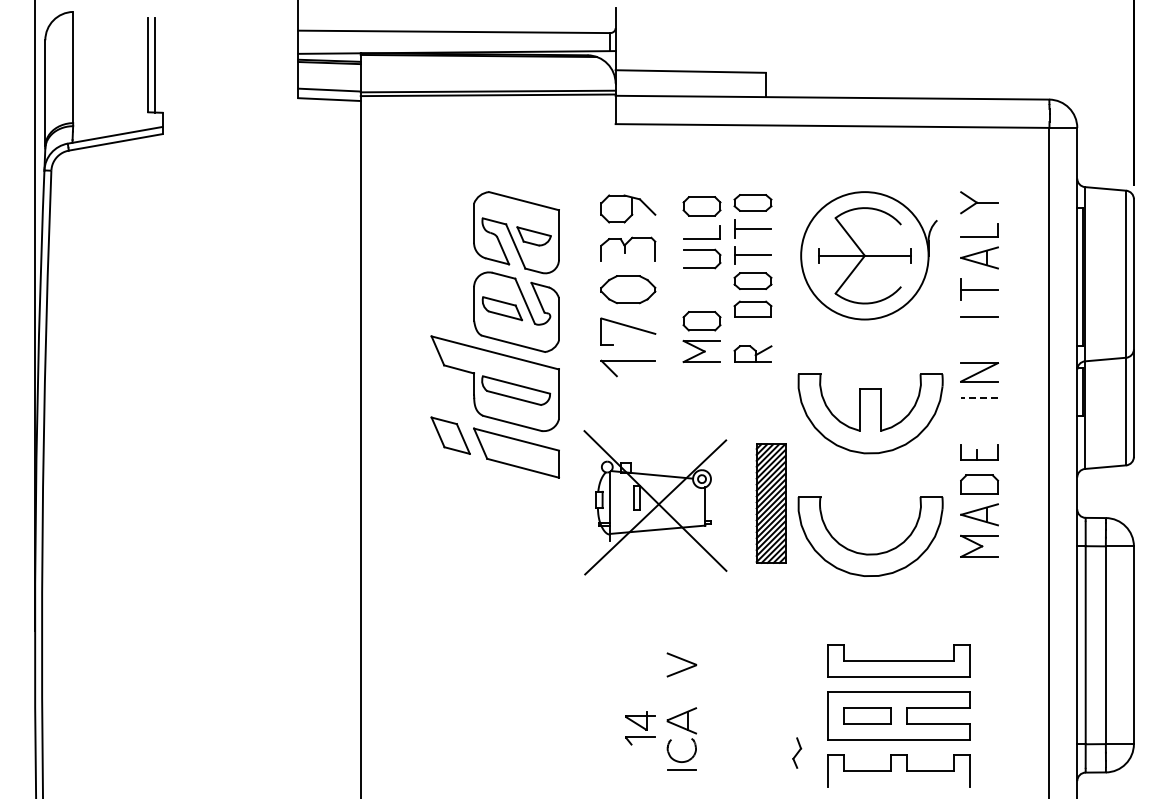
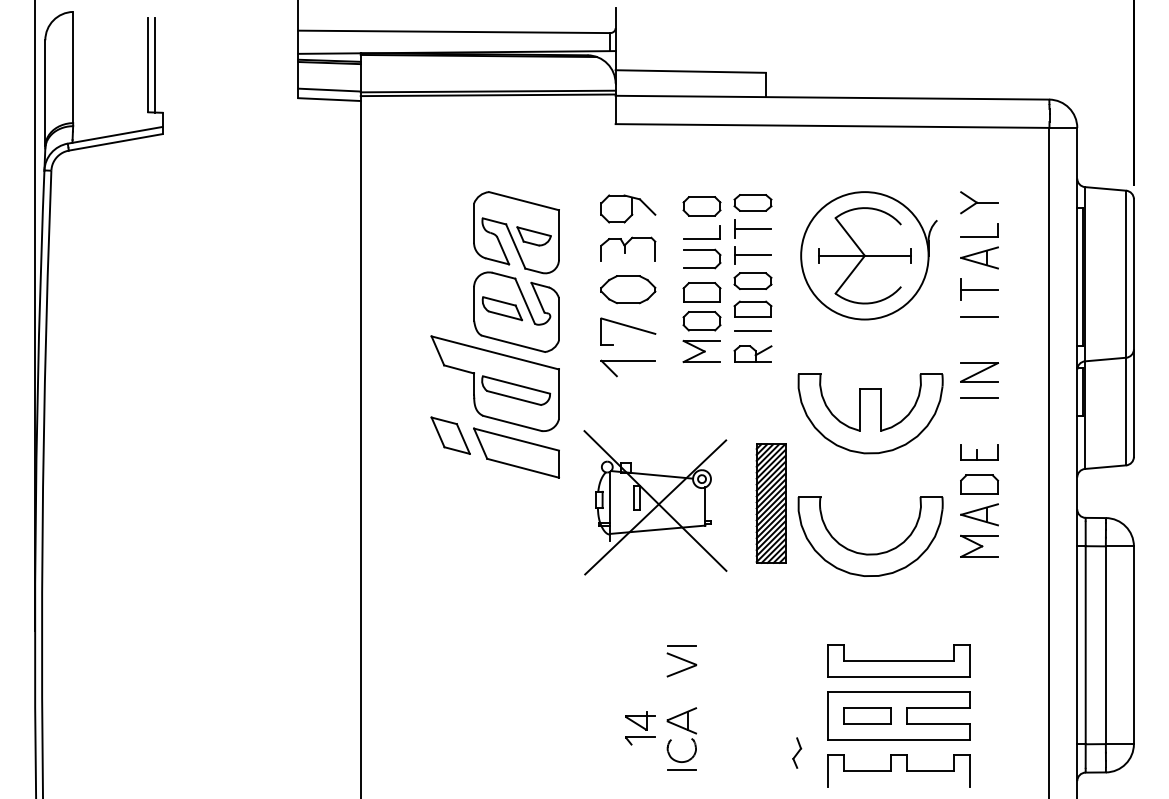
part: none -> present (701, 292)
line: none -> present (752, 331)
line: dashed -> solid (979, 398)
line: none -> present (681, 645)
